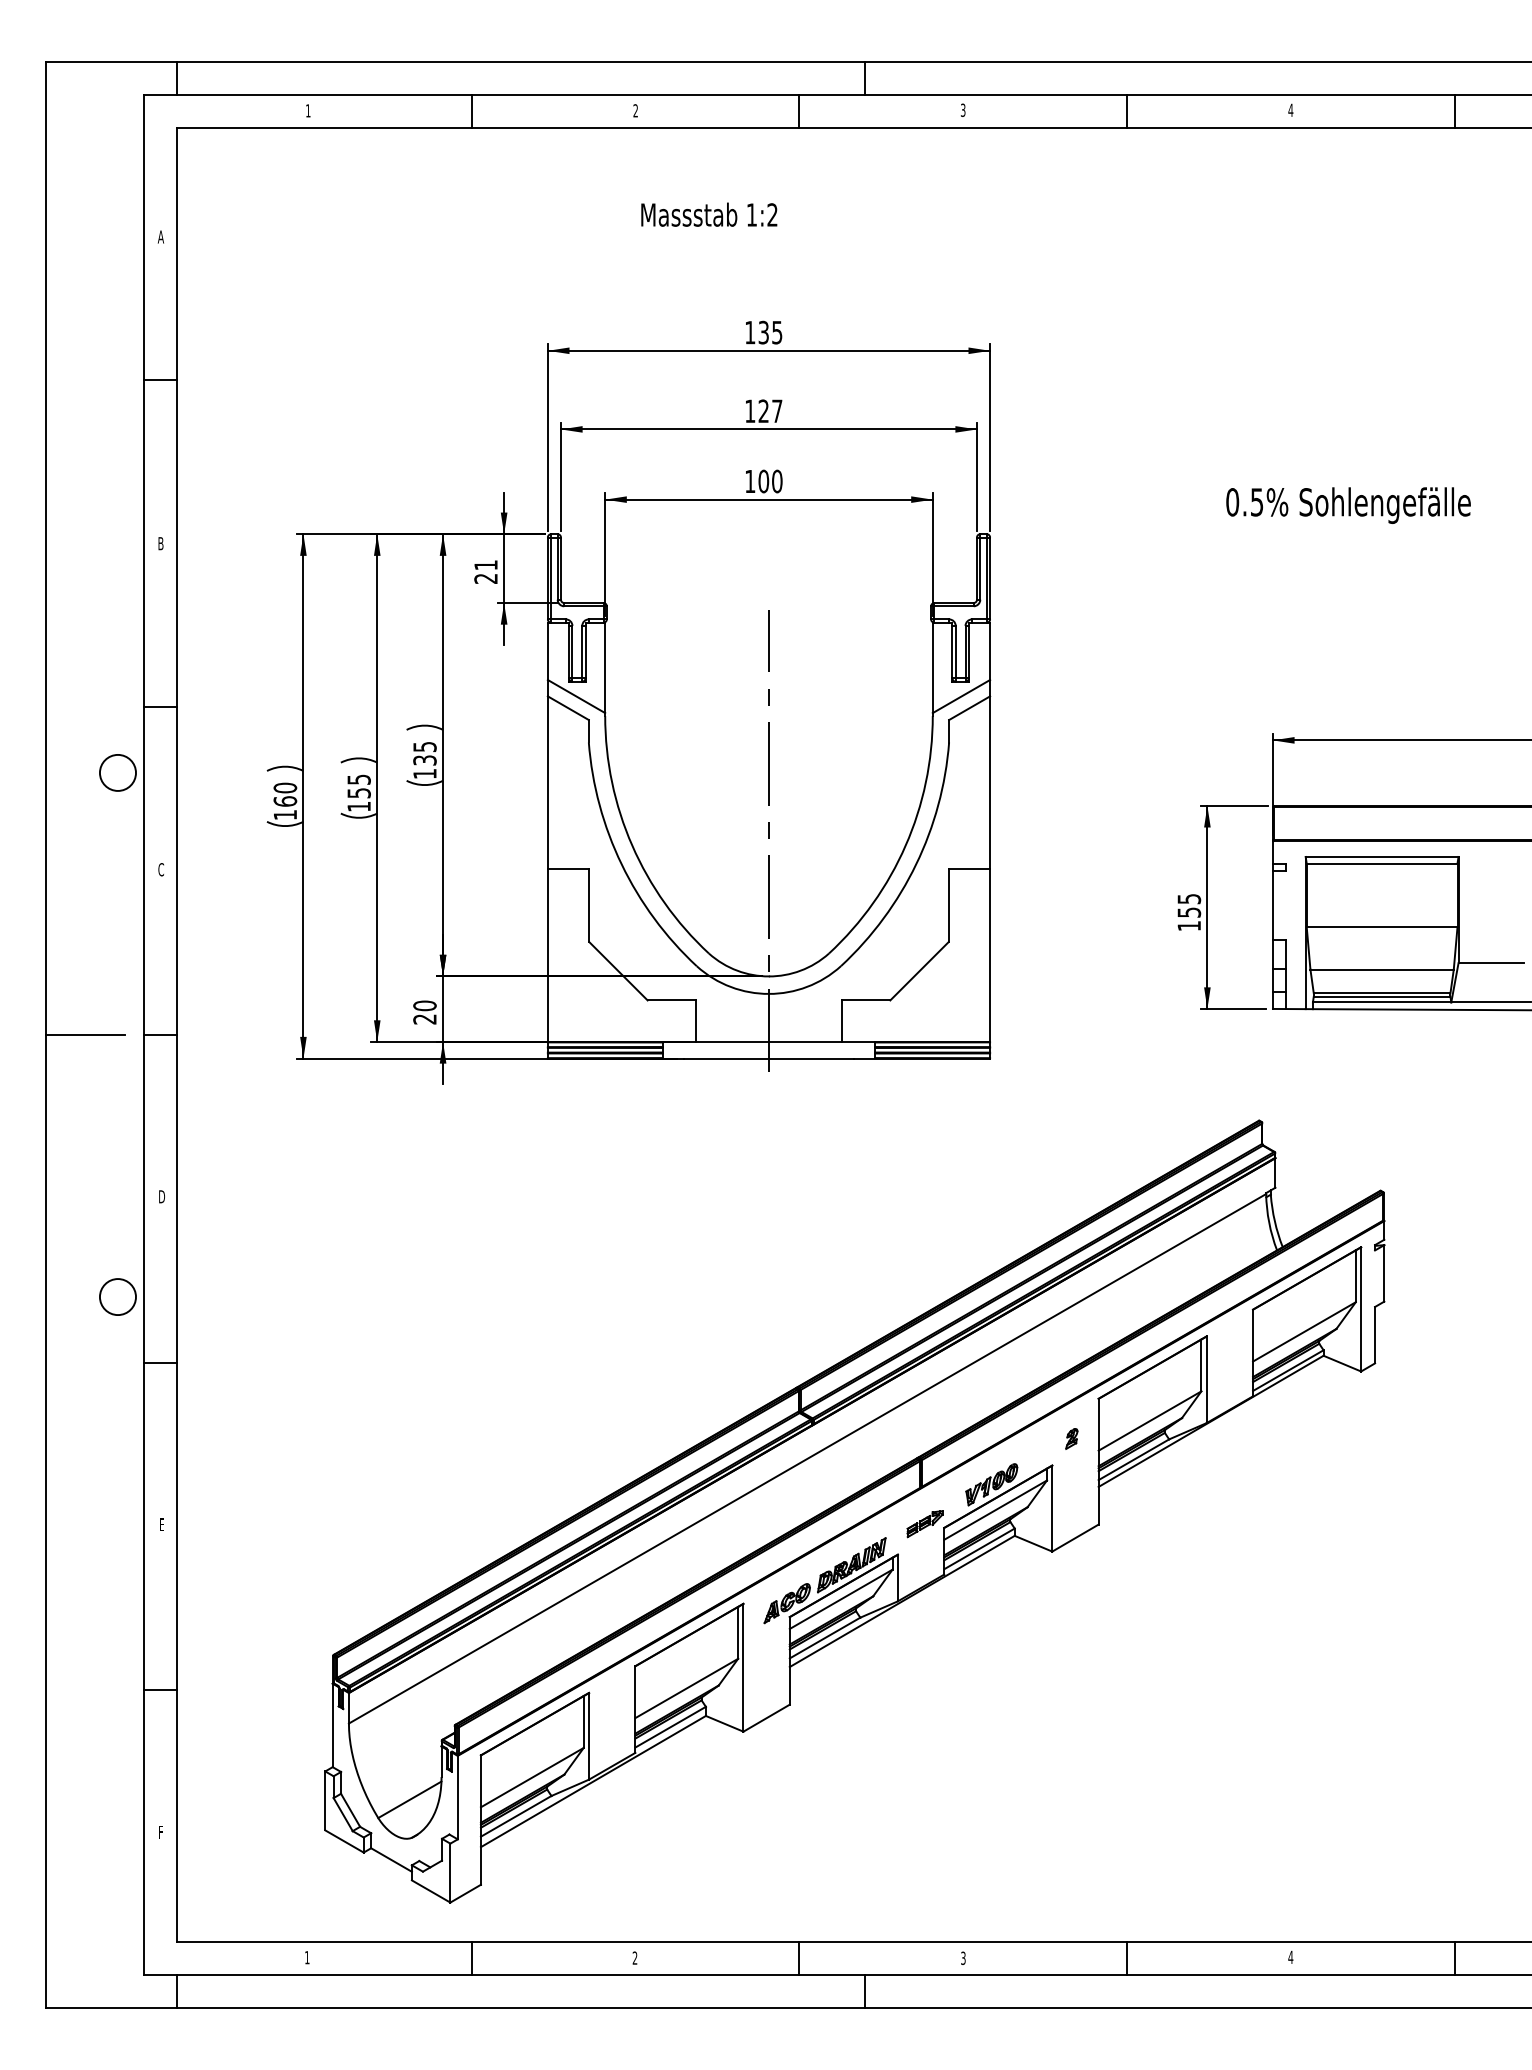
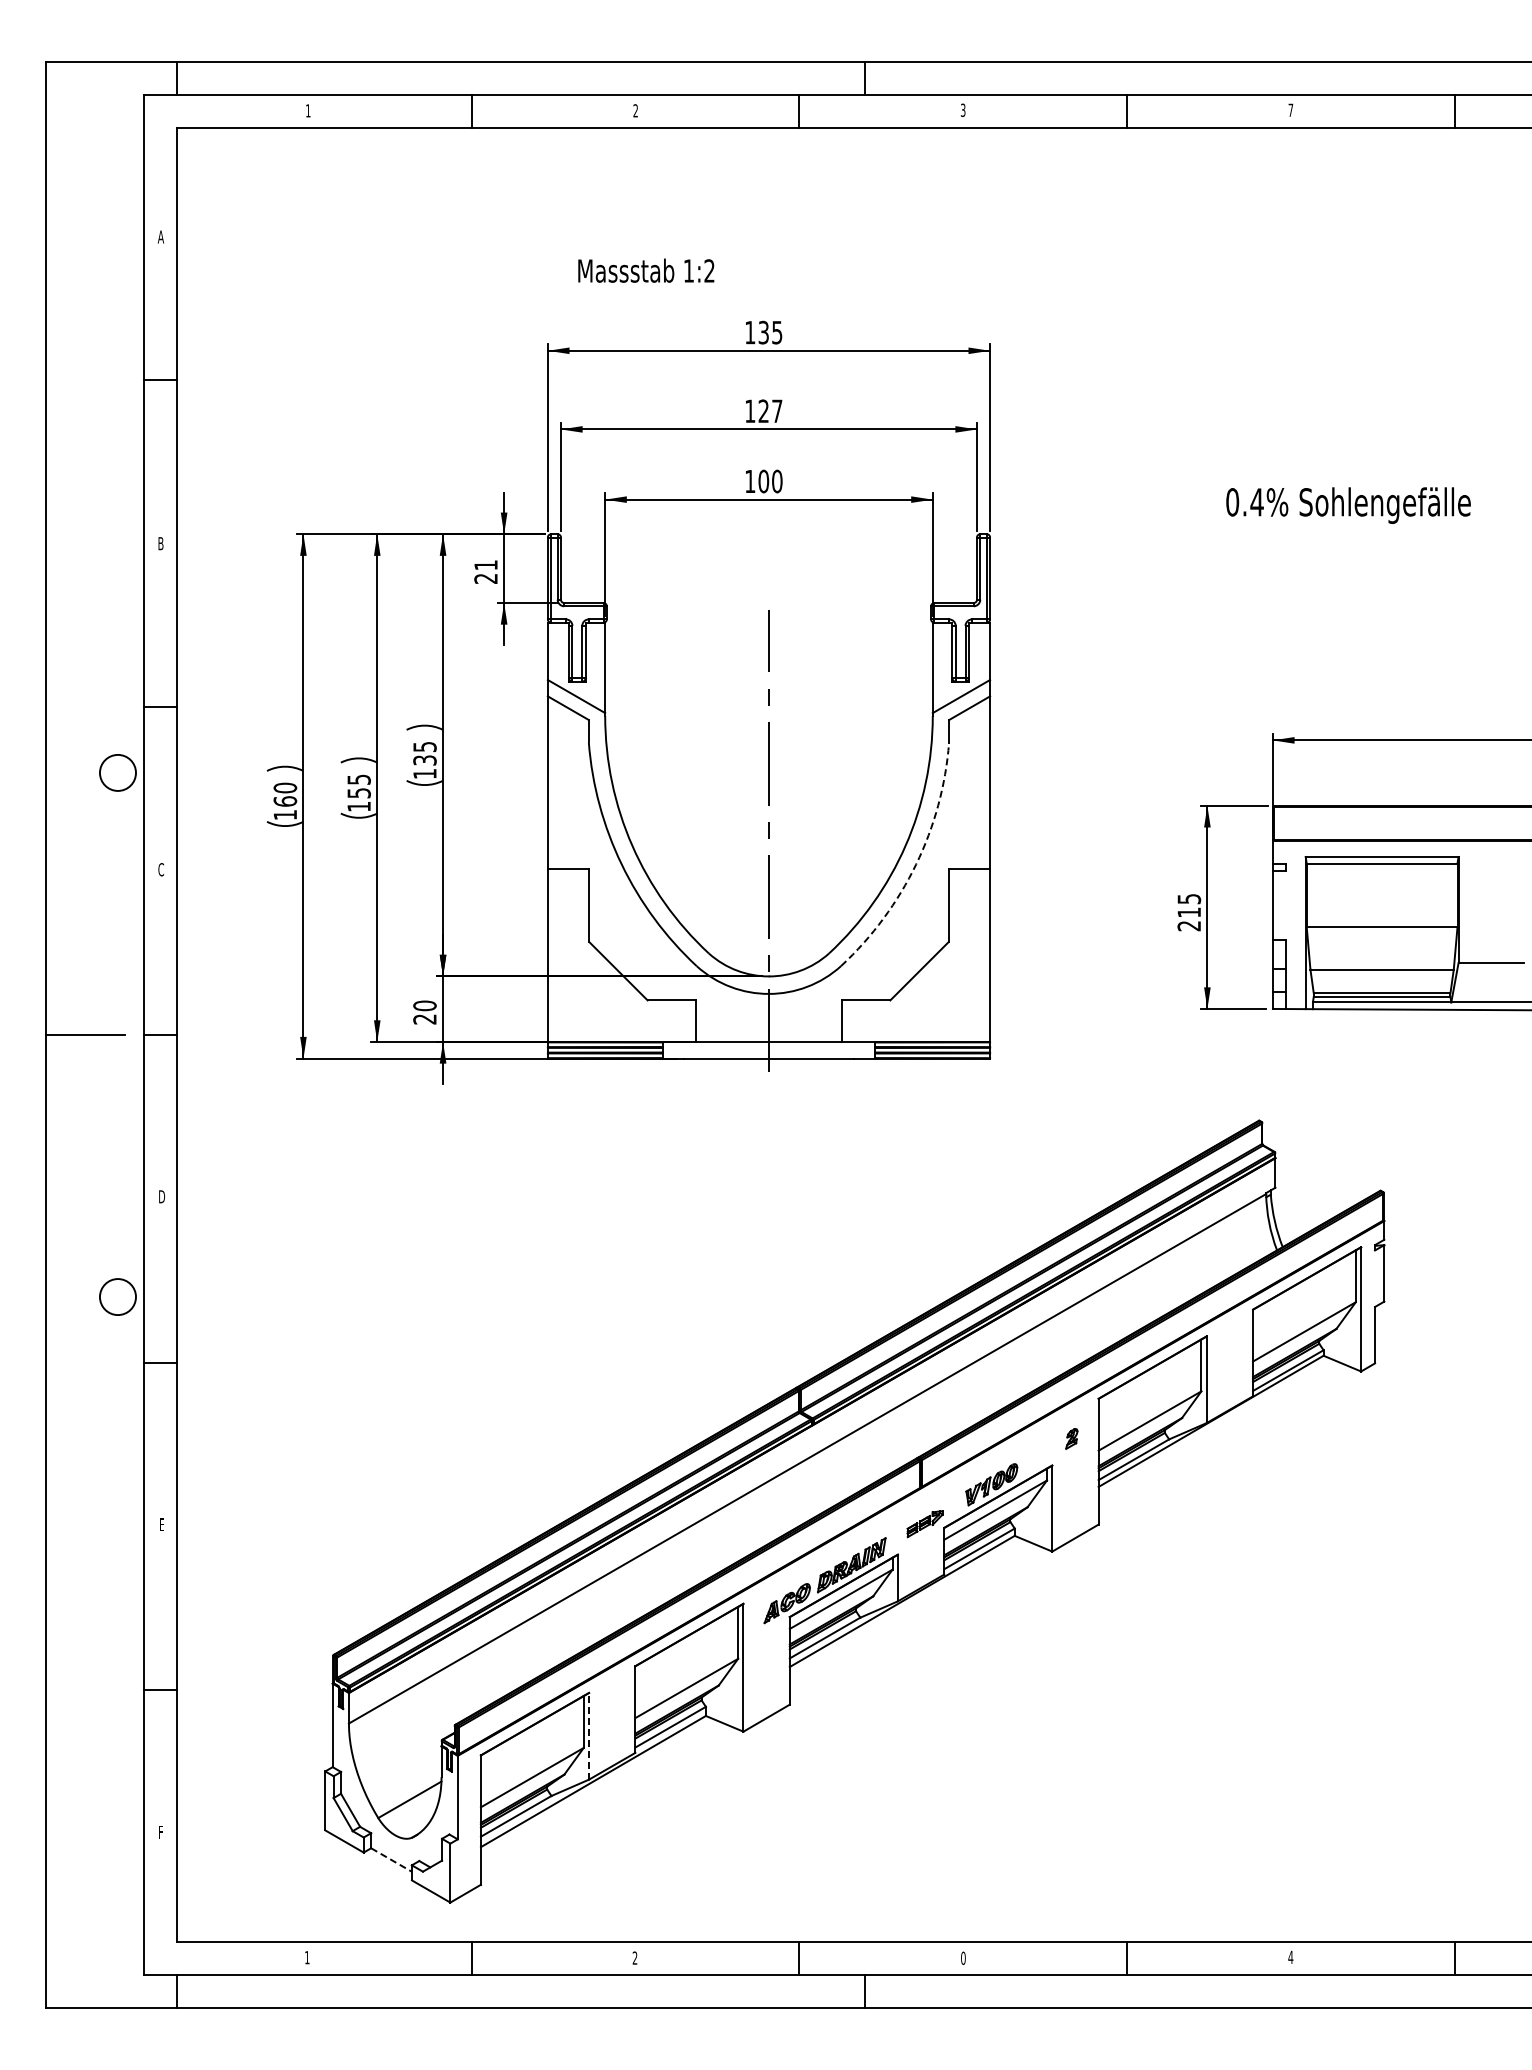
text: 4 -> 7 (1290, 109)
text position: (709, 214) -> (646, 270) (646, 270)
text: 0.5% -> 0.4% (1256, 502)
arc: solid -> dashed (916, 864)
text: 155 -> 215 (1189, 919)
line: solid -> dashed (589, 1735)
line: solid -> dashed (391, 1860)
text: 3 -> 0 (963, 1957)
